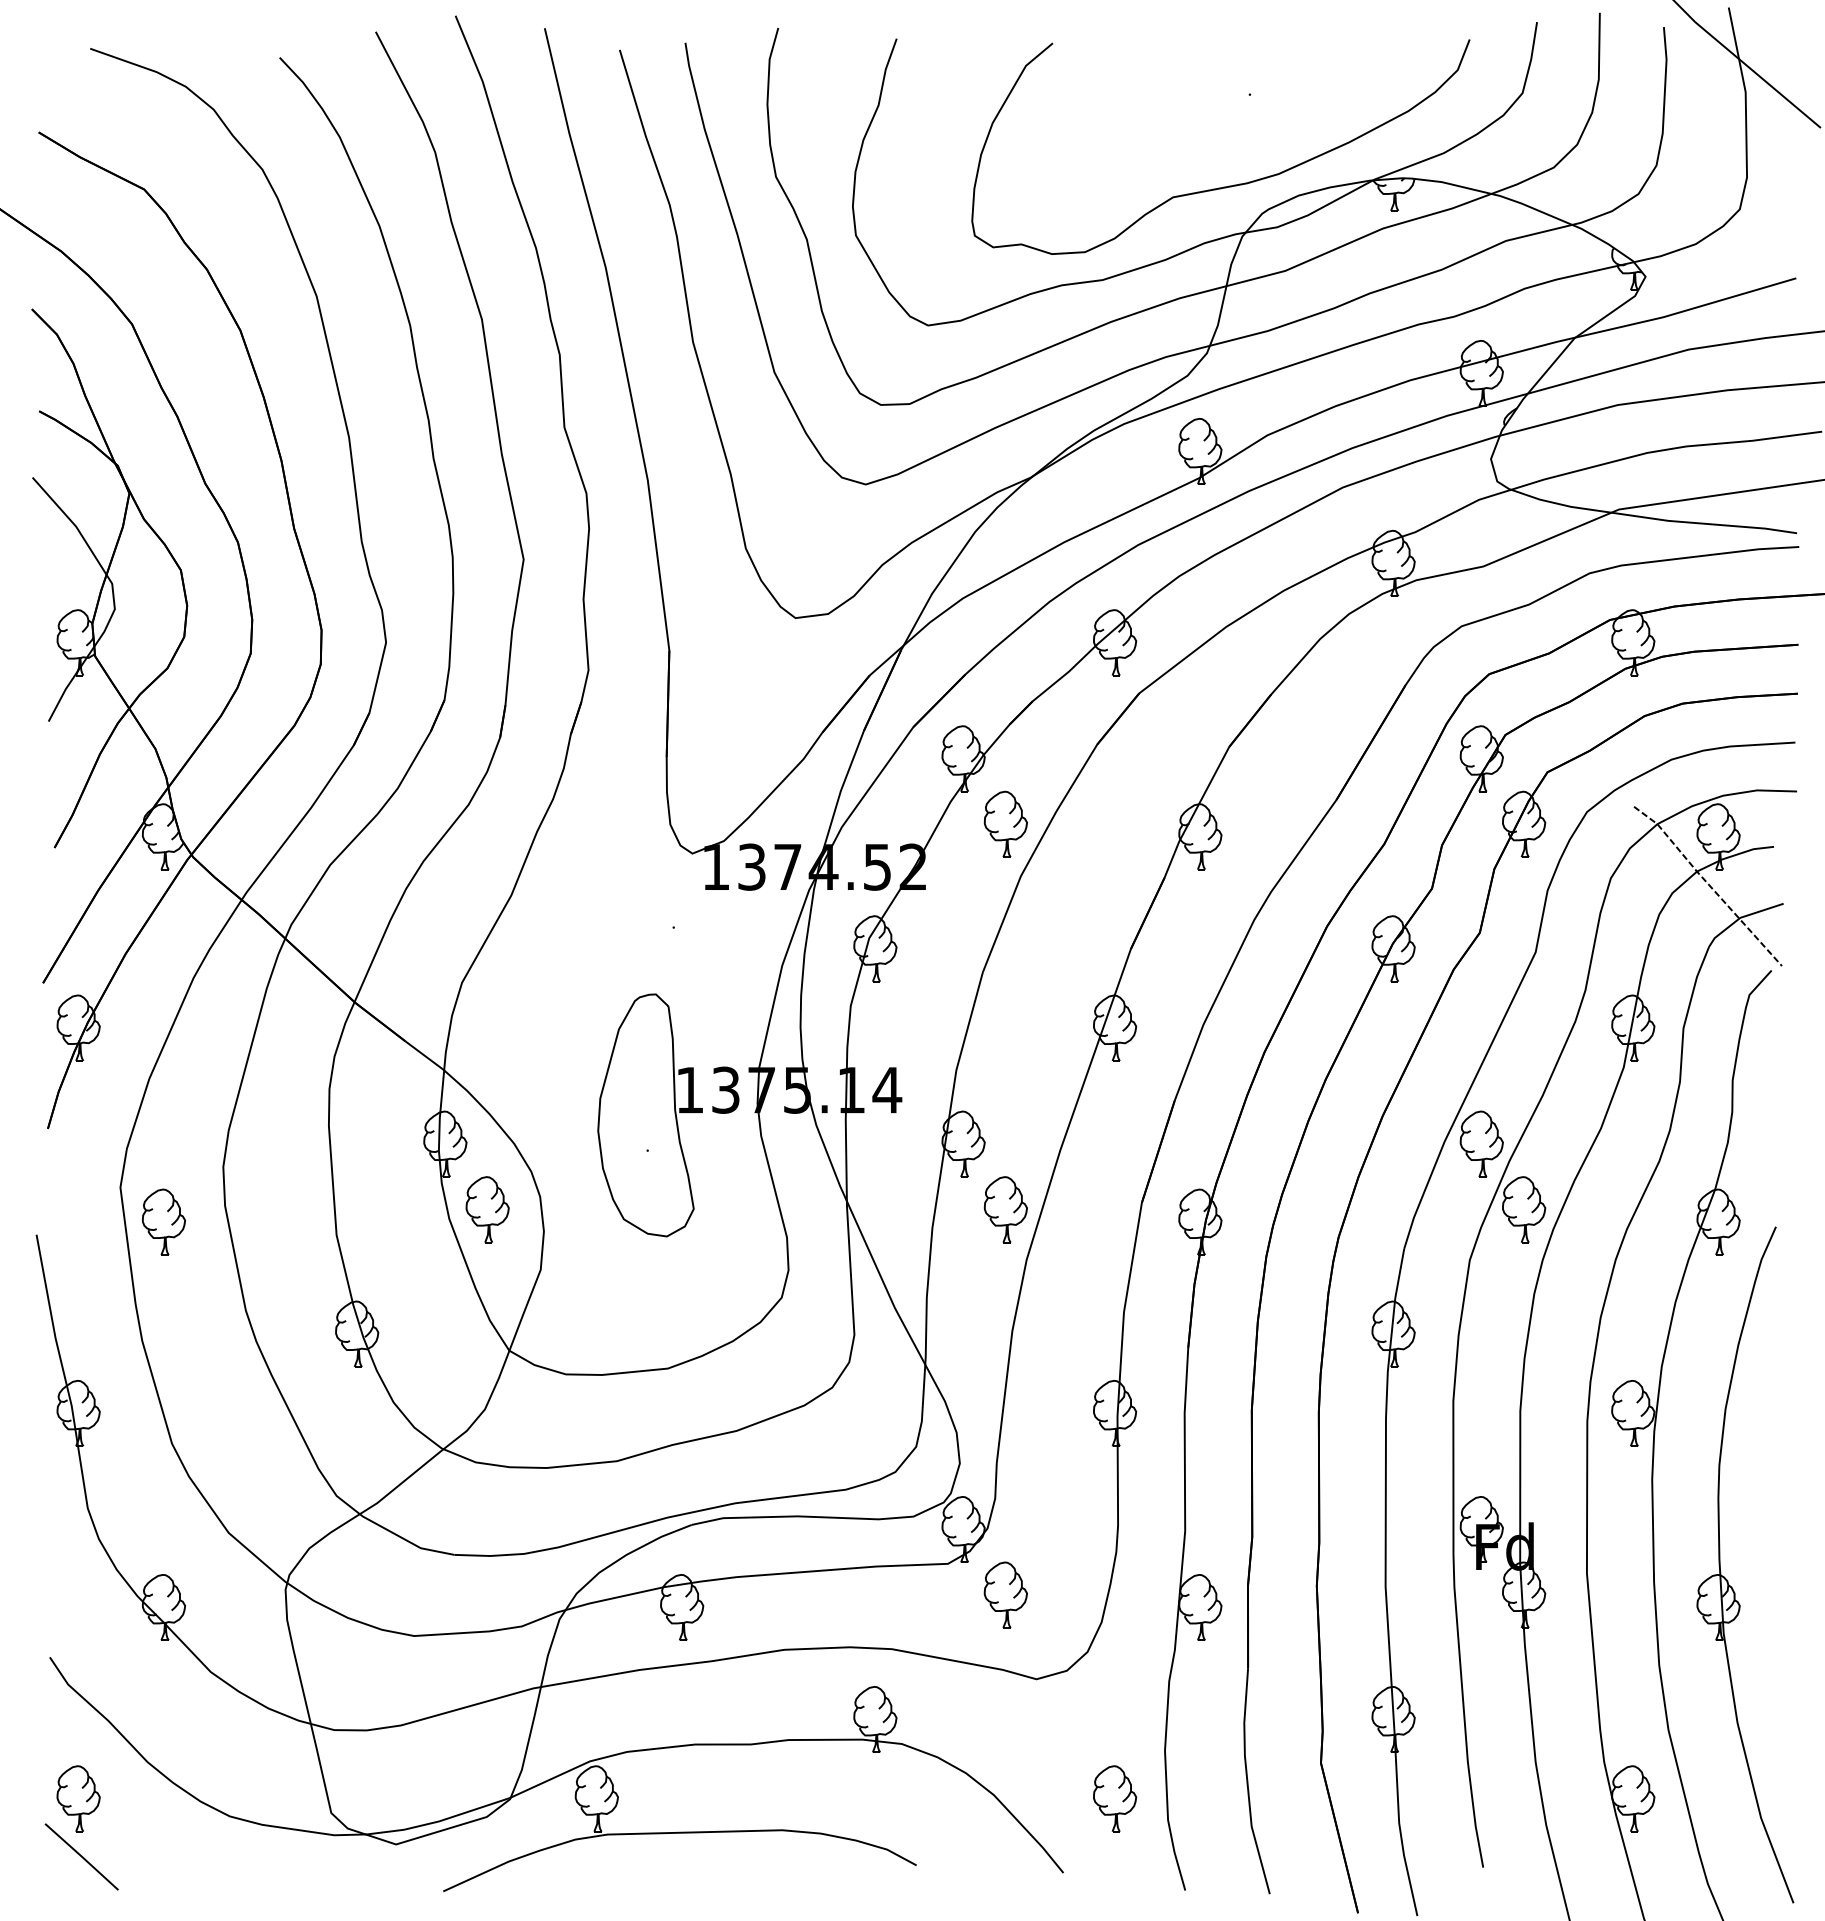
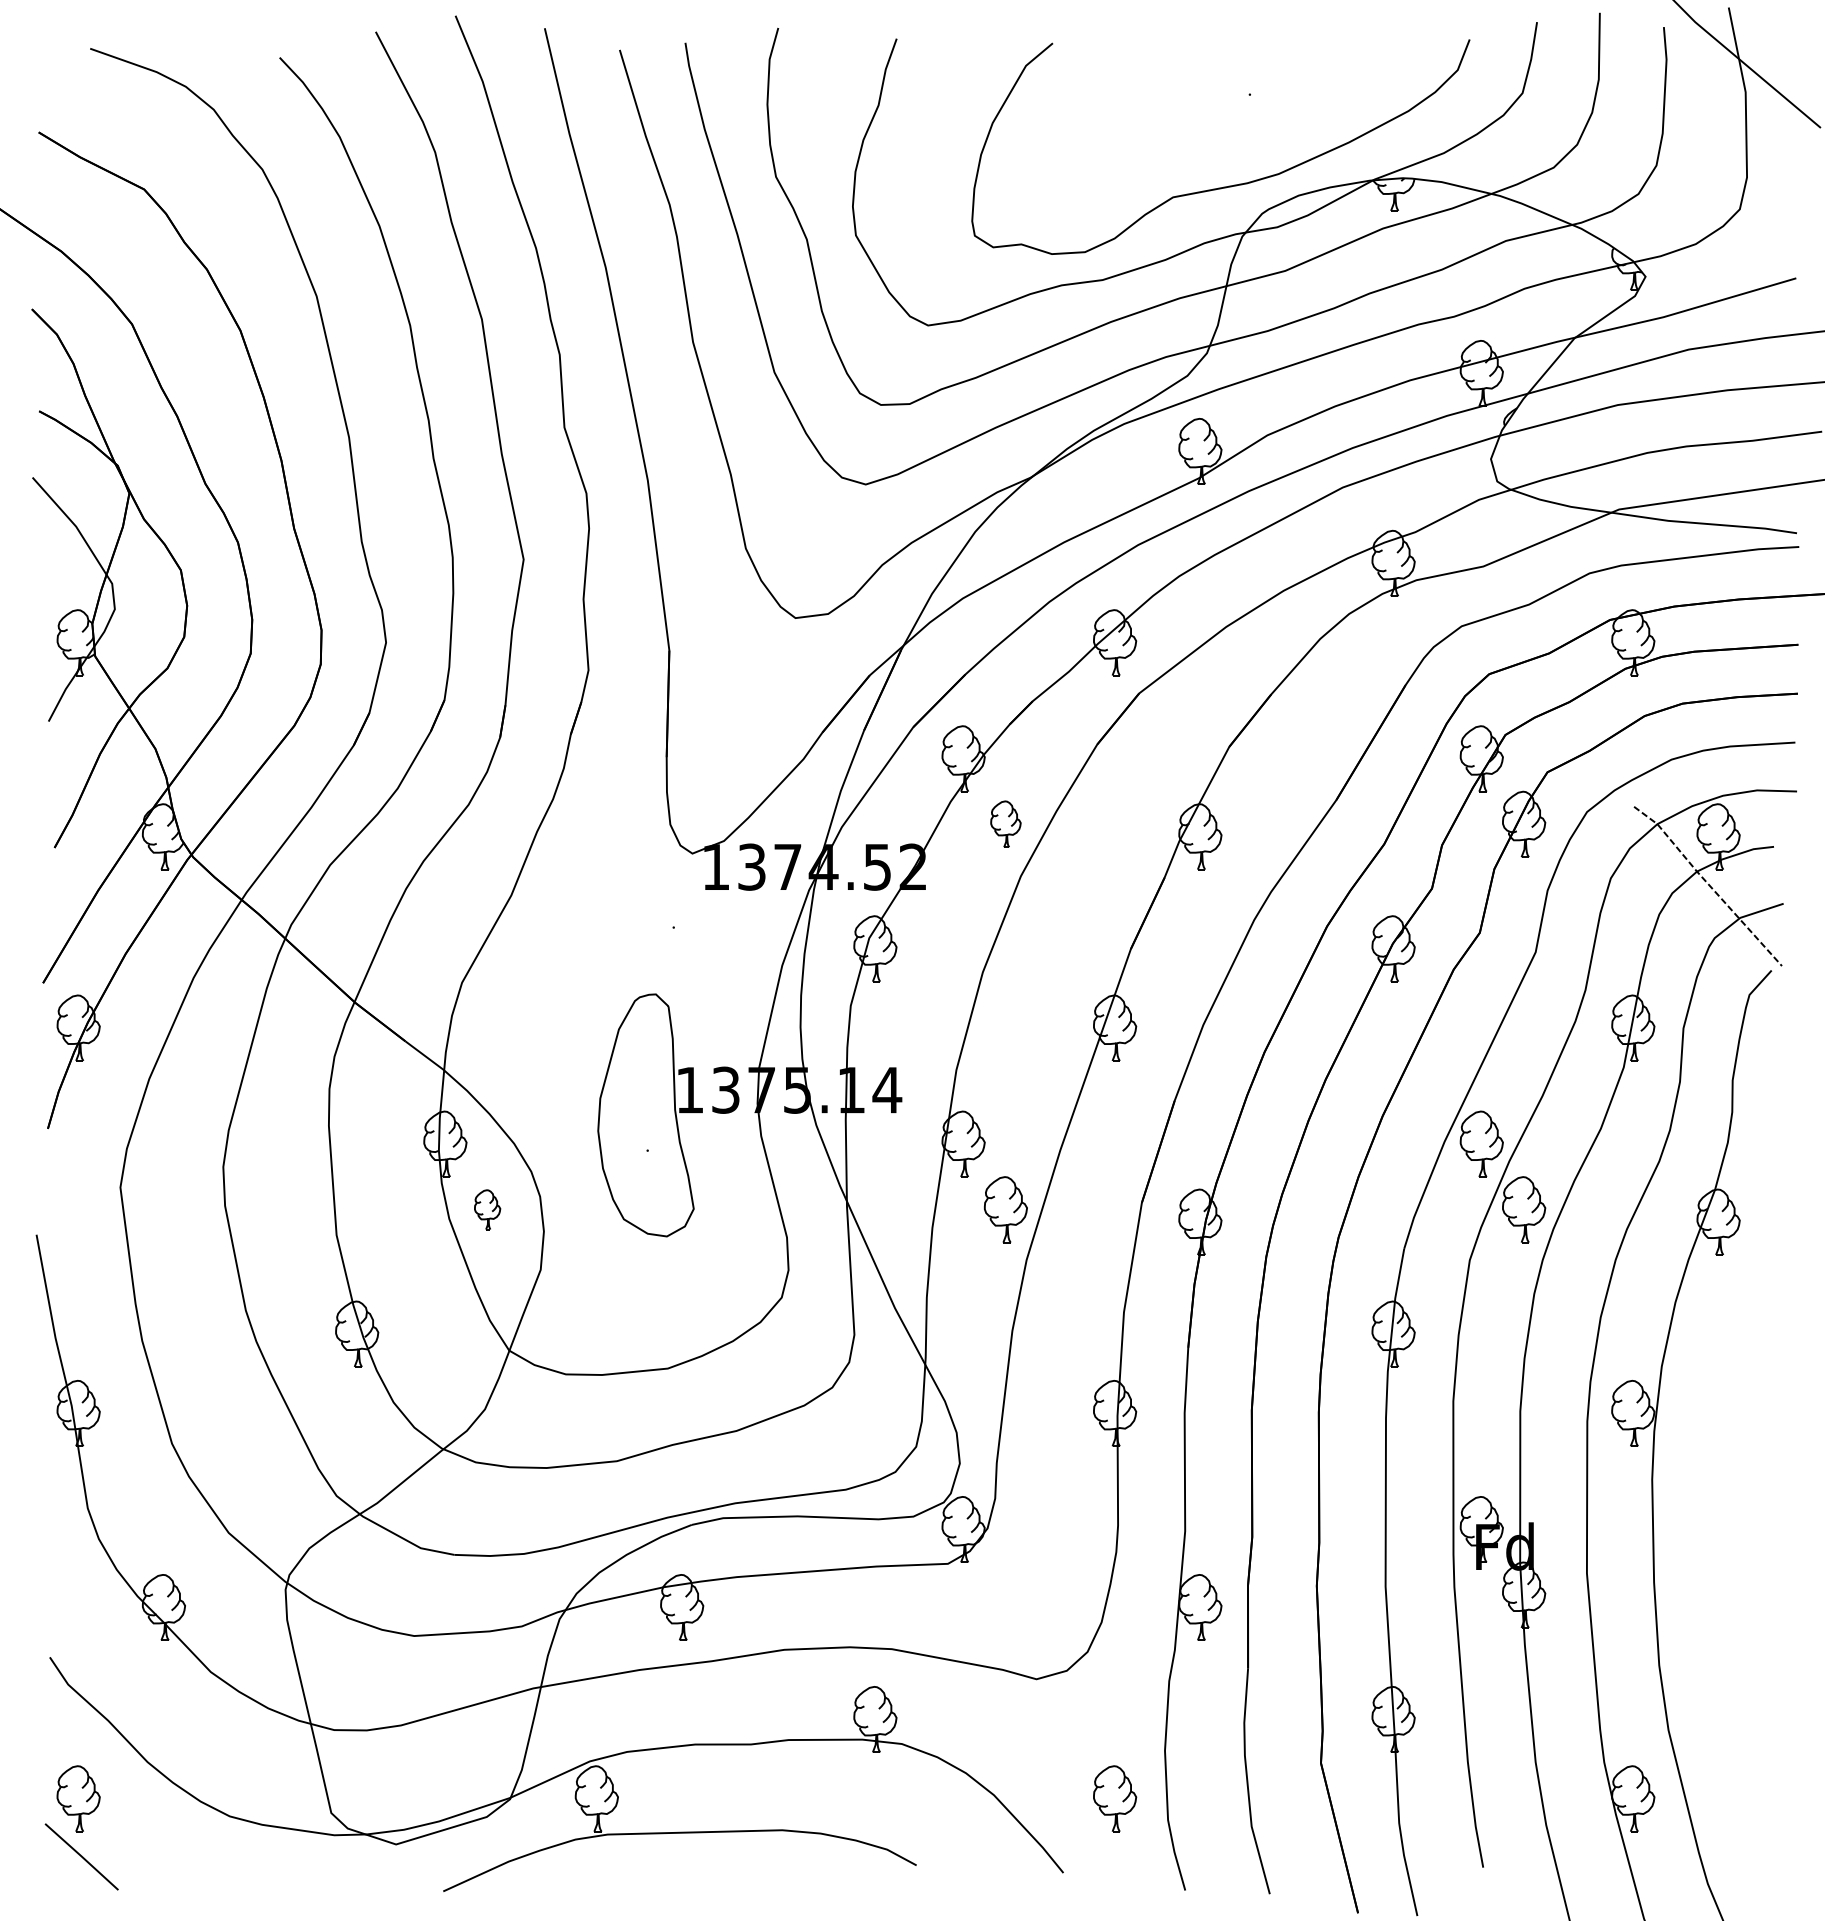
part size: 44x68 px -> 32x48 px (1005, 823)
part size: 45x68 px -> 28x42 px (487, 1209)
part: present -> none (164, 1221)
part: present -> none (1727, 1579)
part: present -> none (1005, 1594)
